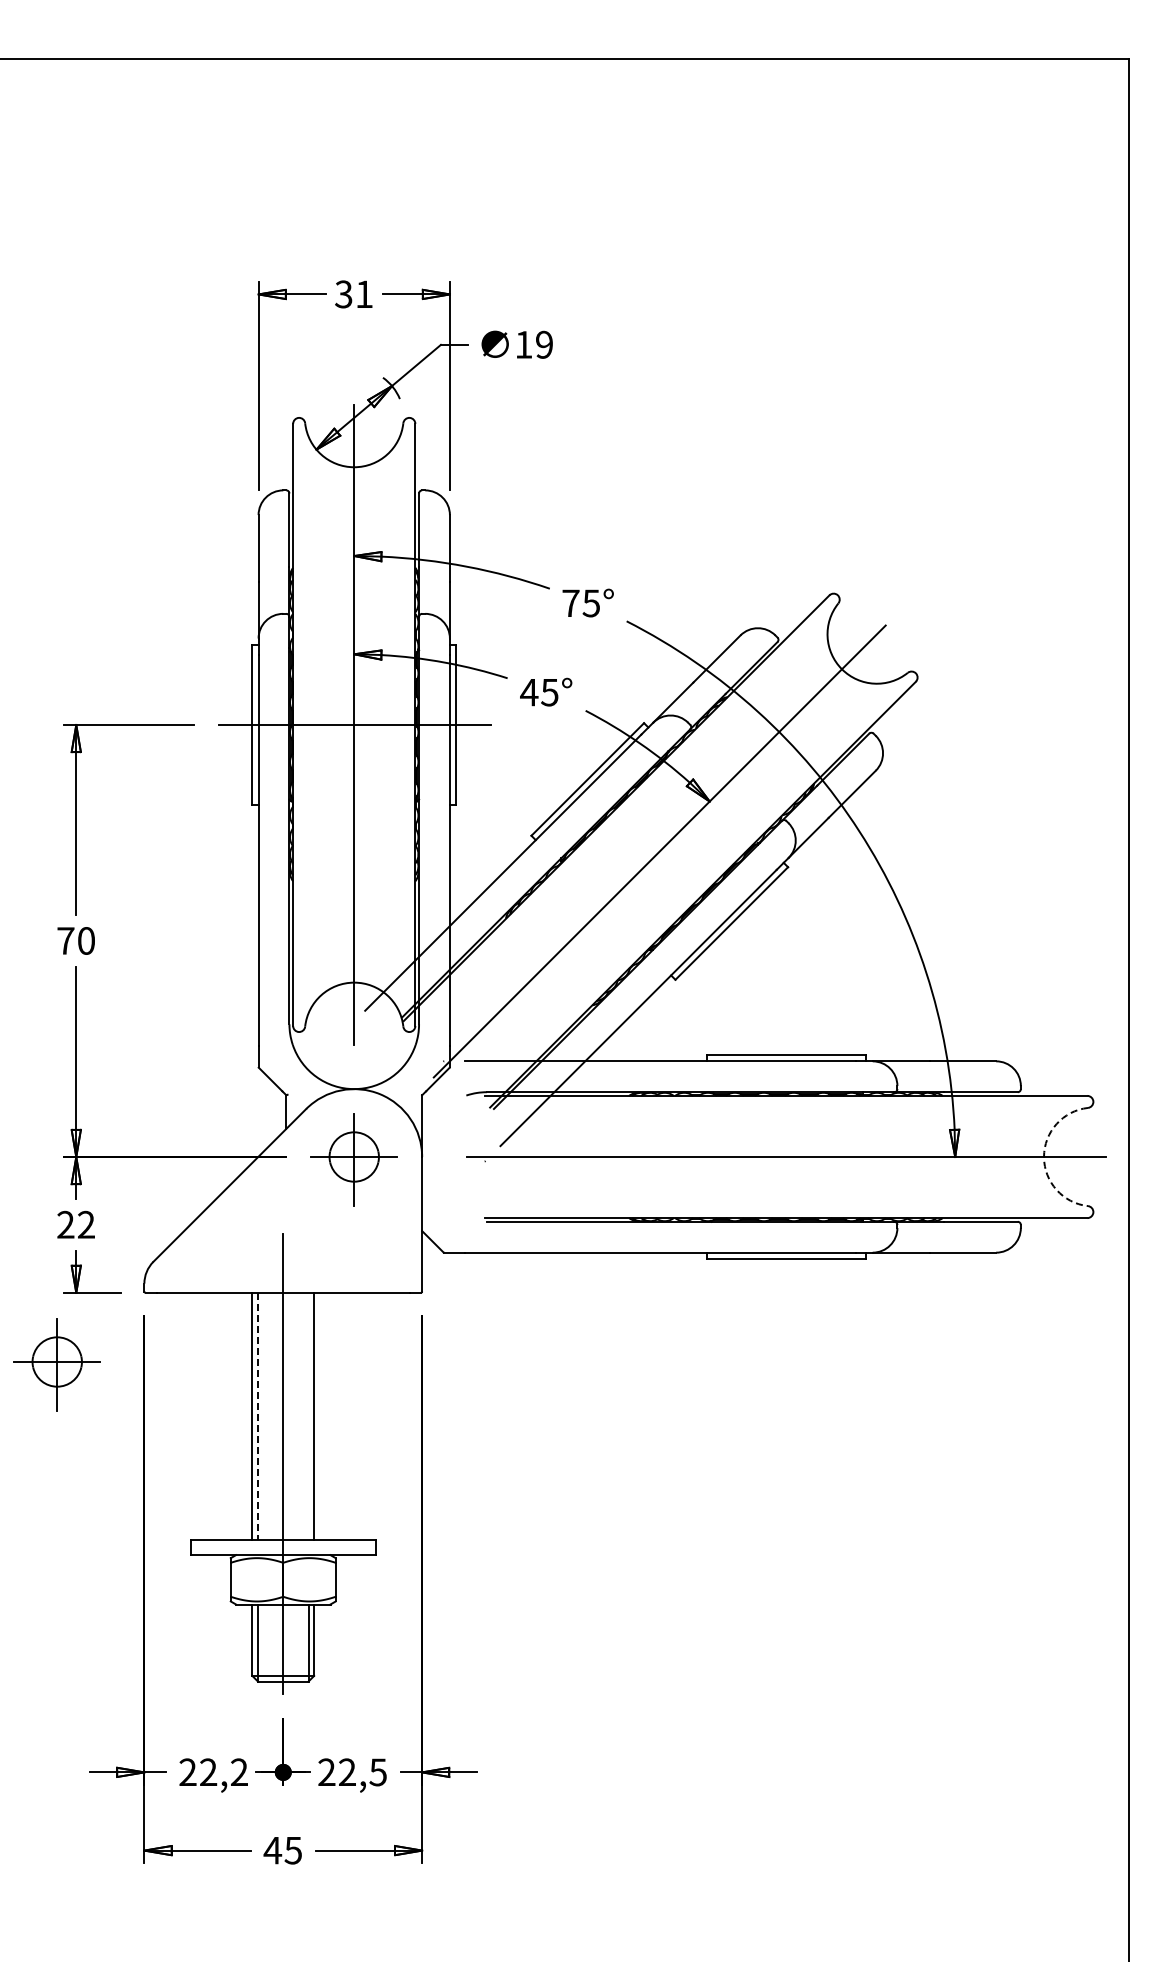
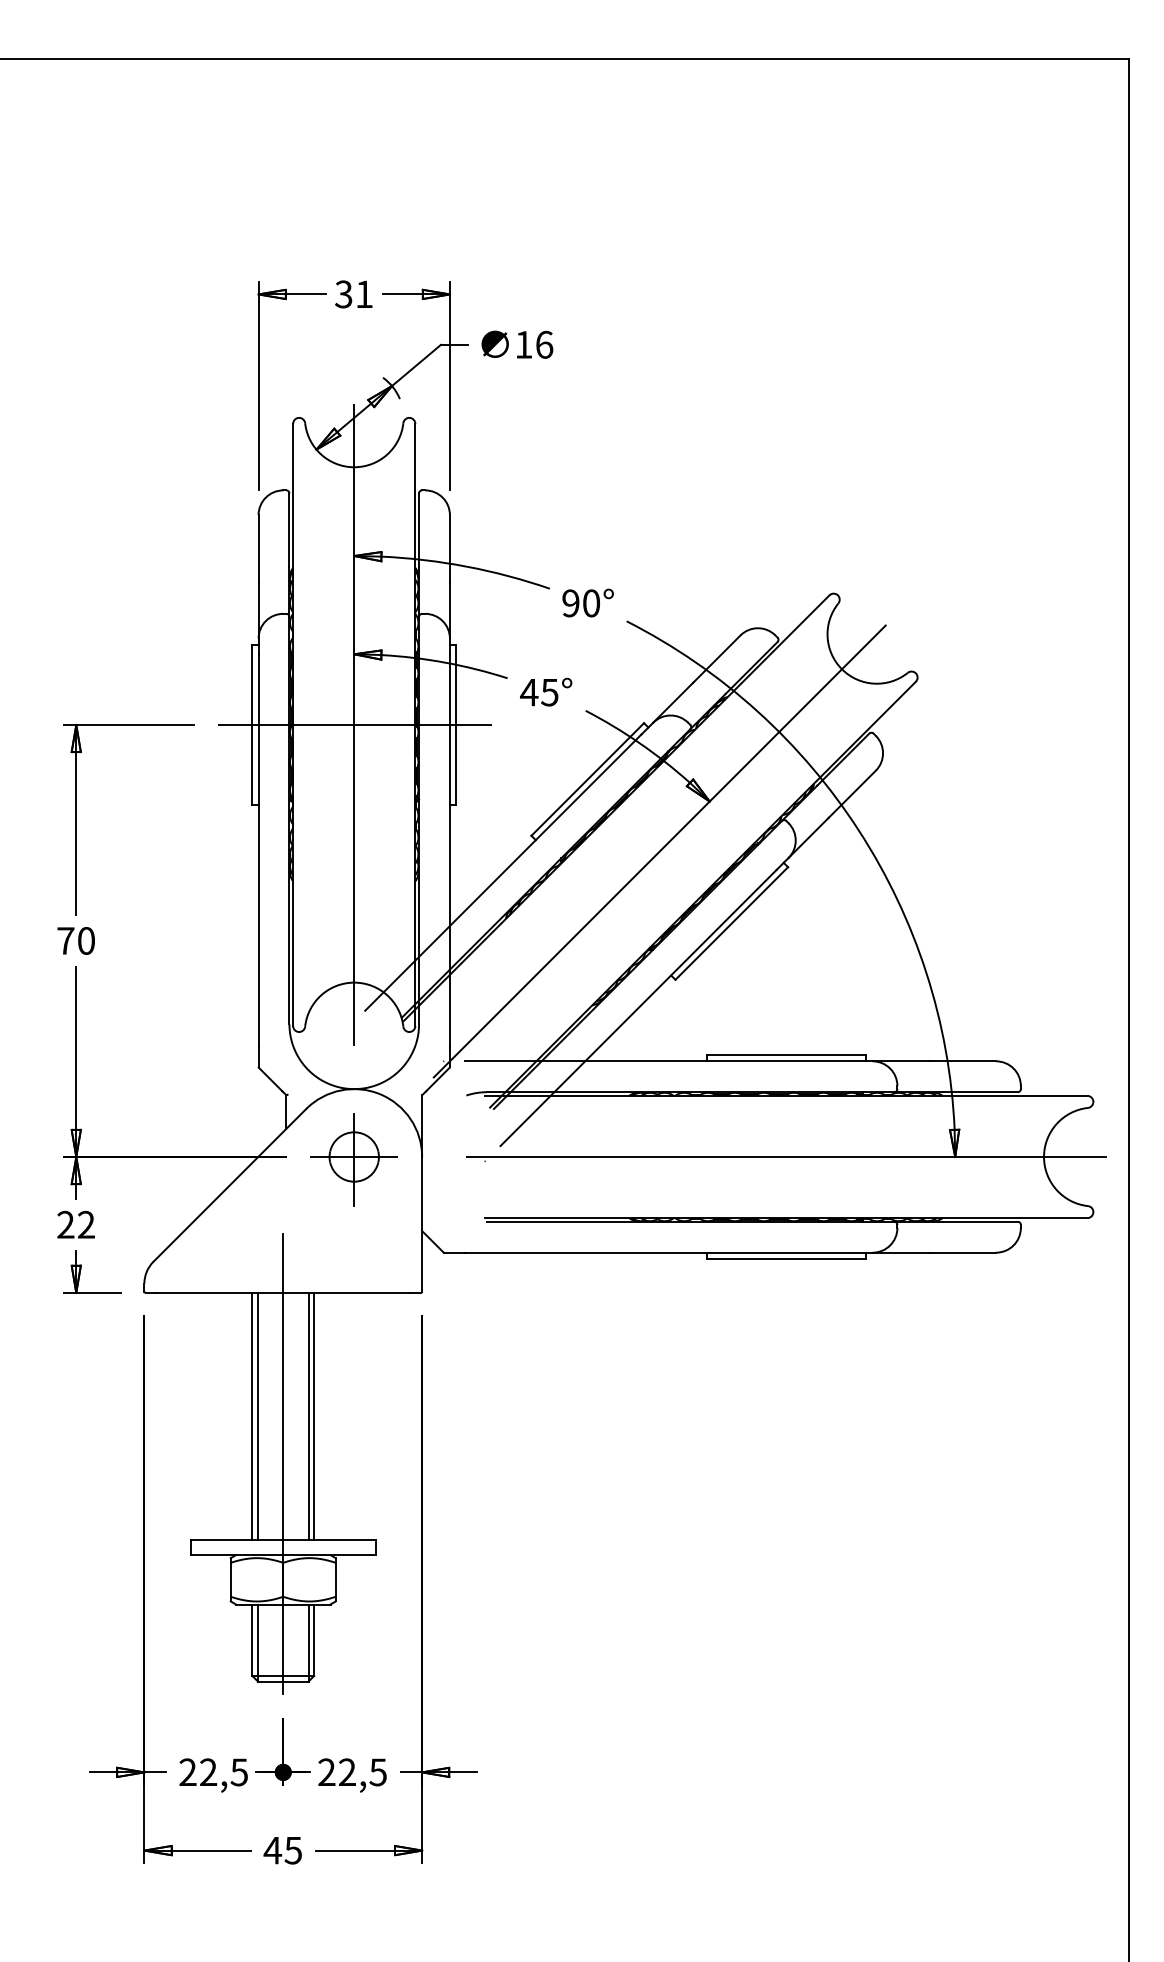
text: 19 -> 16 (544, 344)
text: 75° -> 90° (581, 603)
arc: dashed -> solid (1044, 1157)
part: present -> none (56, 1364)
line: none -> present (308, 1415)
line: dashed -> solid (257, 1416)
text: 22,2 -> 22,5 (238, 1772)
